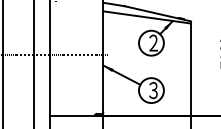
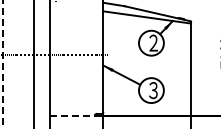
line: solid -> dashed (3, 64)
line: solid -> dashed (73, 115)
